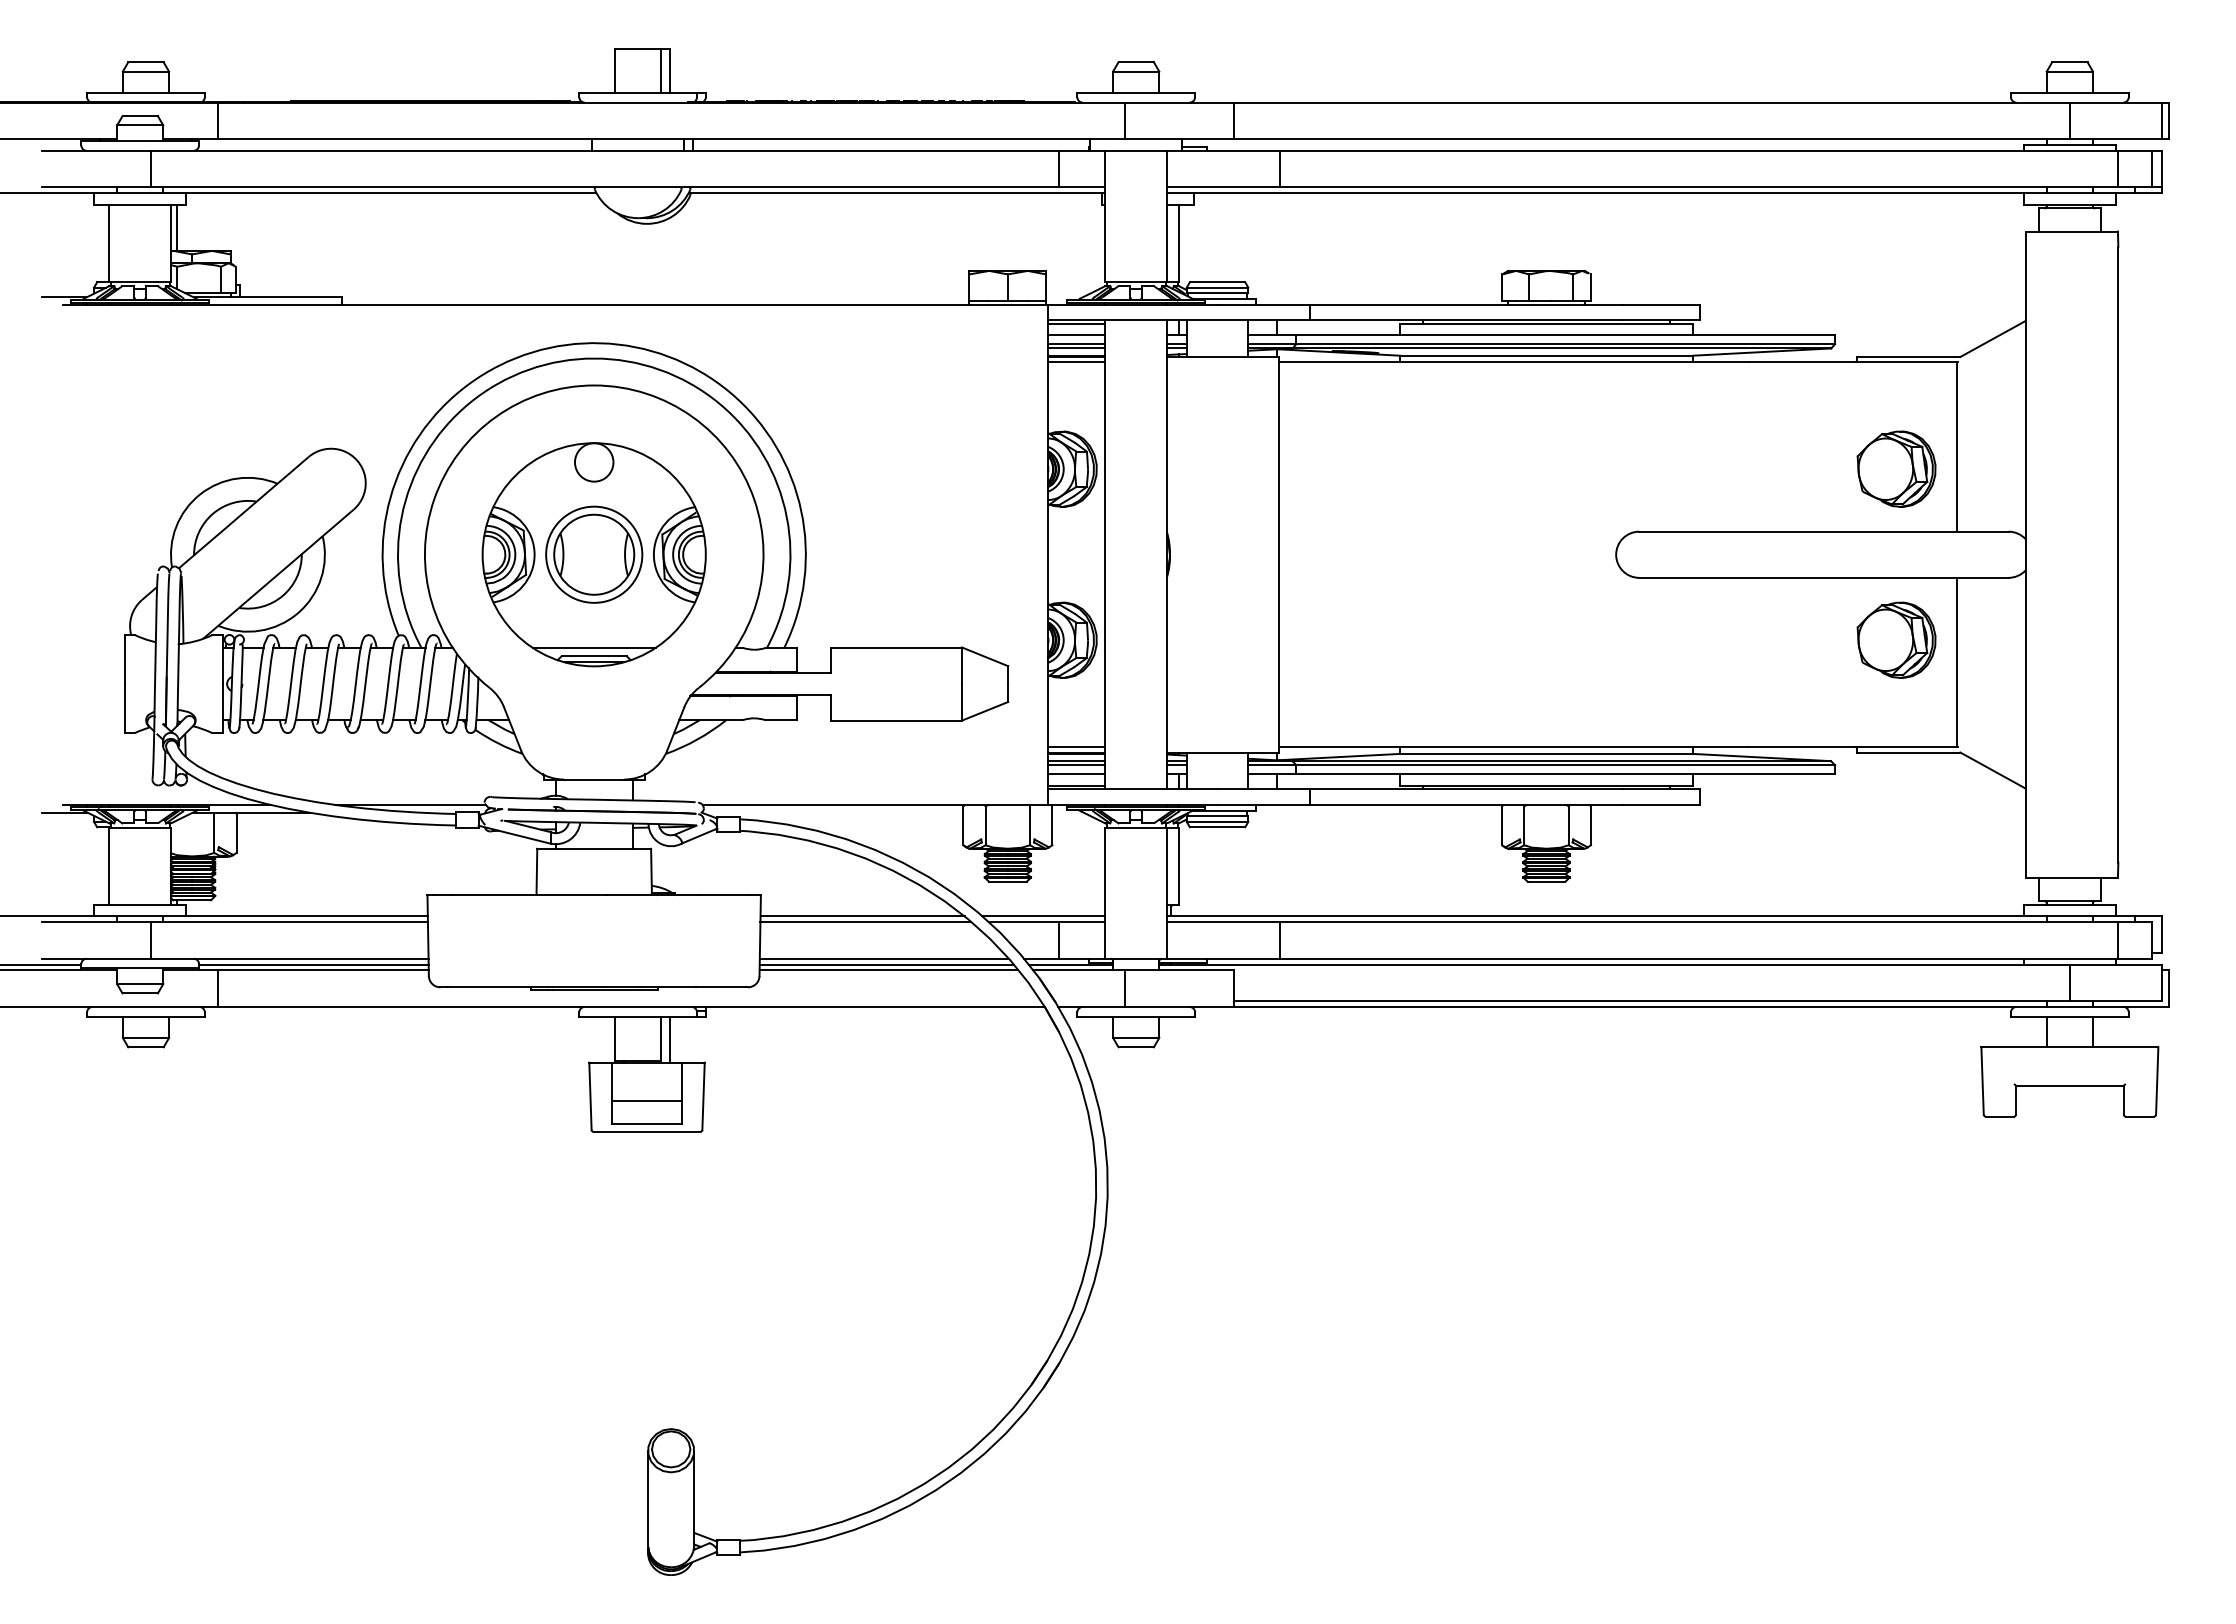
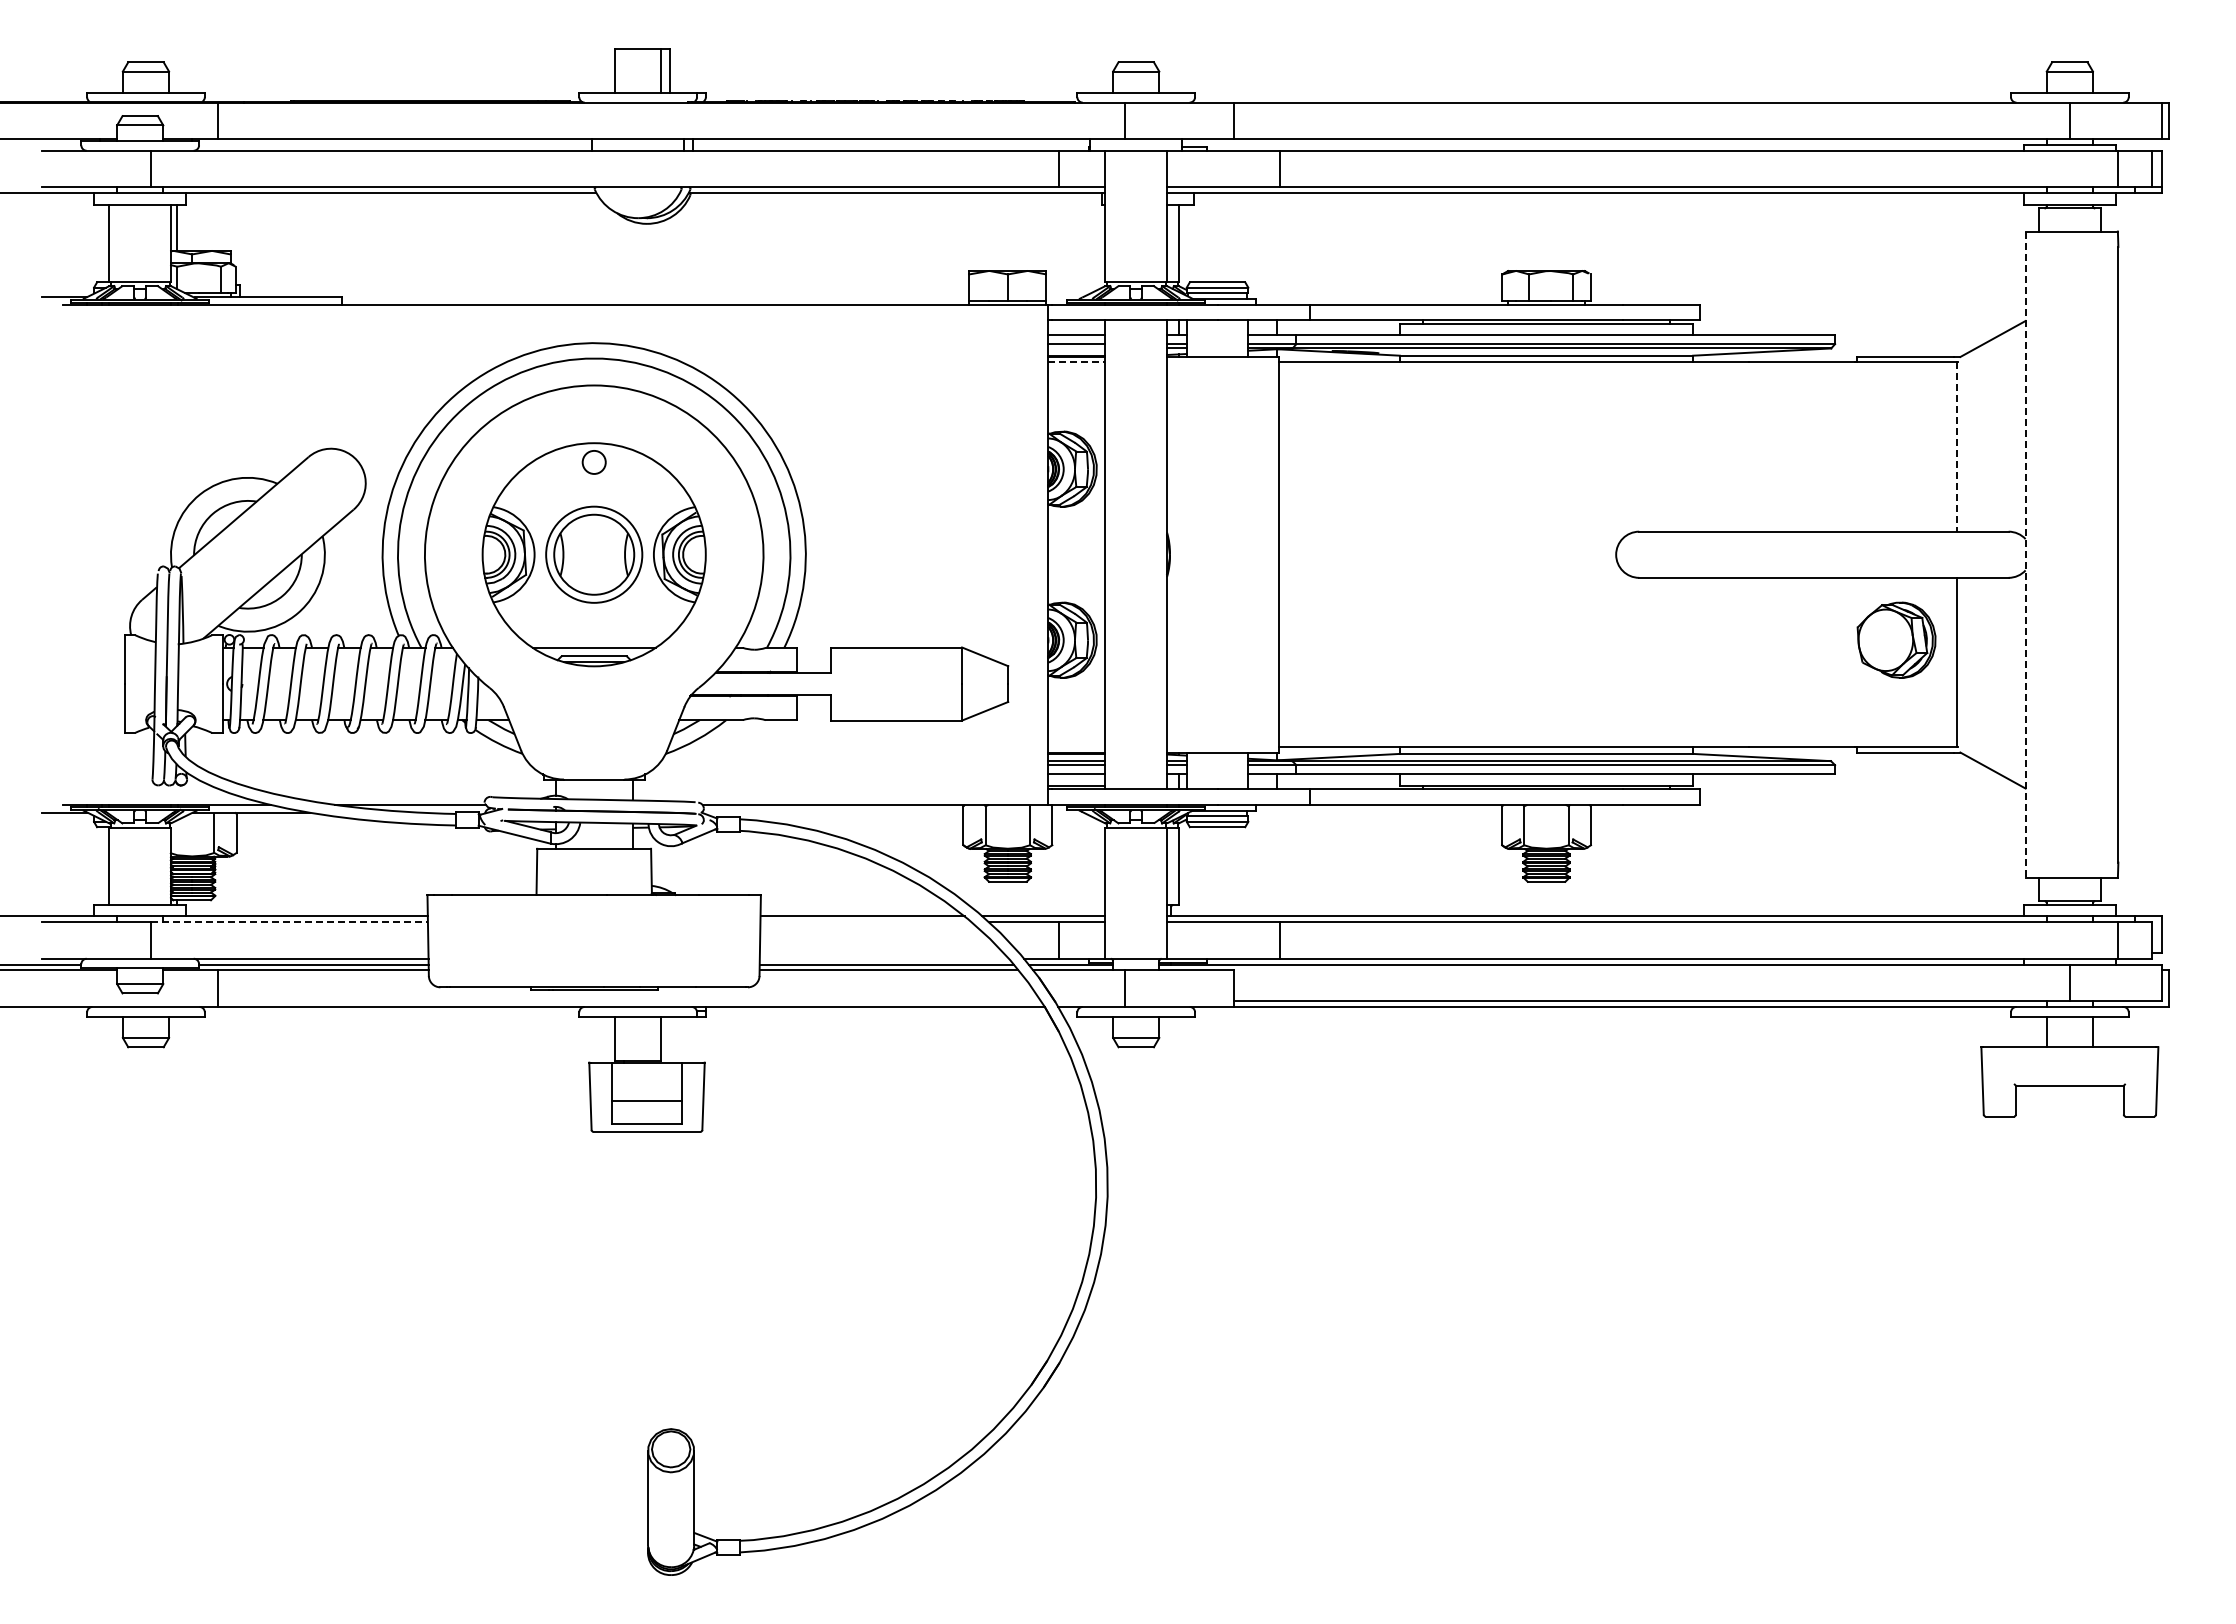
line: present -> none (1076, 323)
line: present -> none (1076, 348)
line: solid -> dashed (1076, 362)
line: solid -> dashed (1956, 447)
circle diameter: 38 px -> 23 px (593, 461)
part: present -> none (1896, 468)
line: solid -> dashed (2025, 555)
line: present -> none (1076, 747)
line: solid -> dashed (289, 922)
line: present -> none (865, 922)
line: present -> none (883, 958)
line: present -> none (670, 1039)
